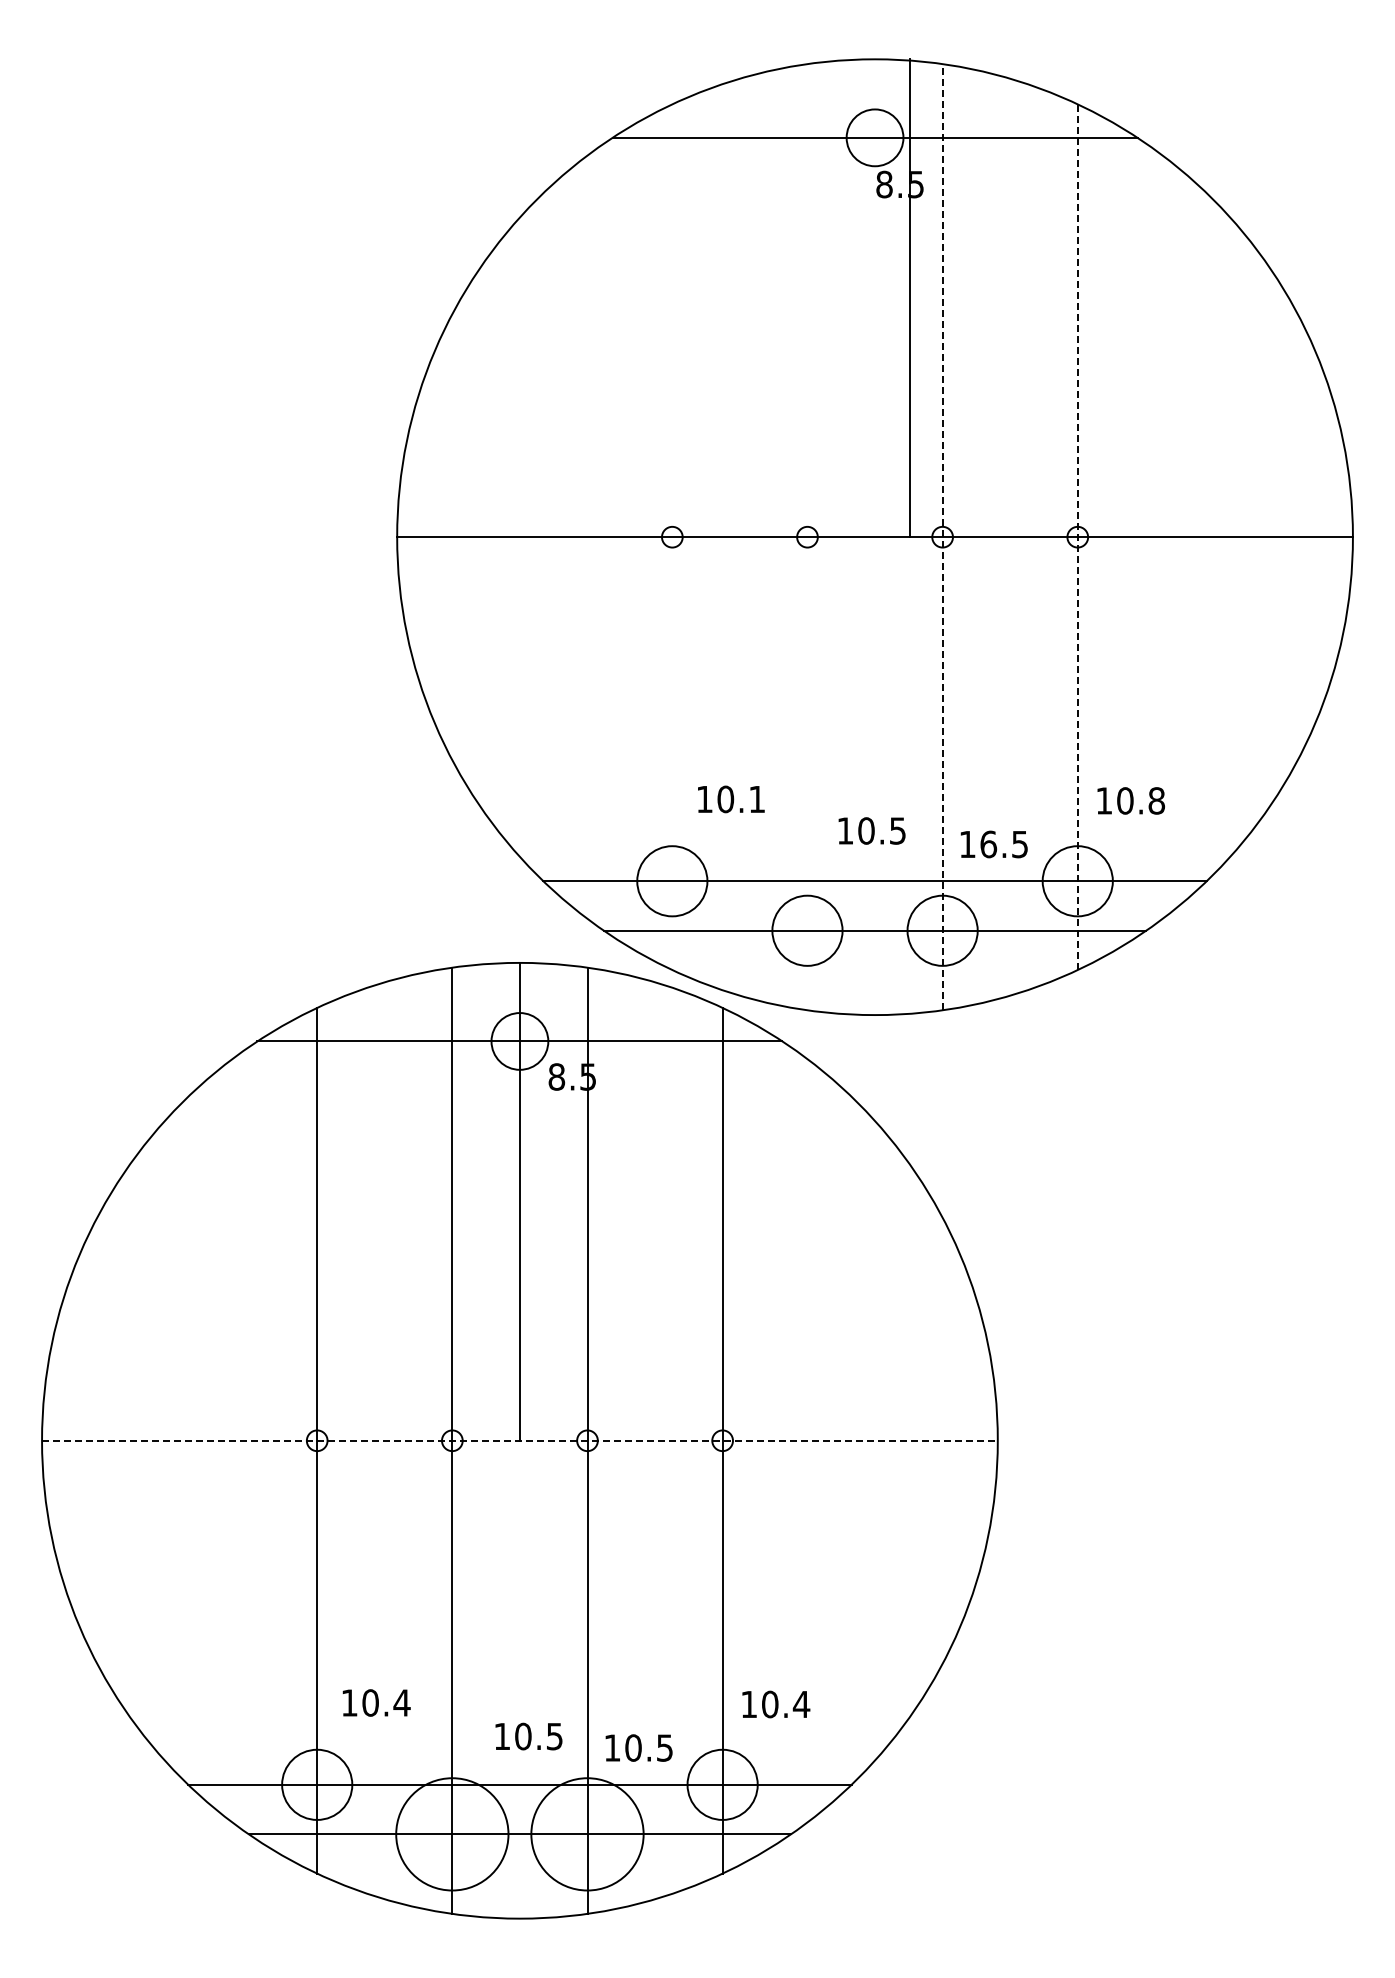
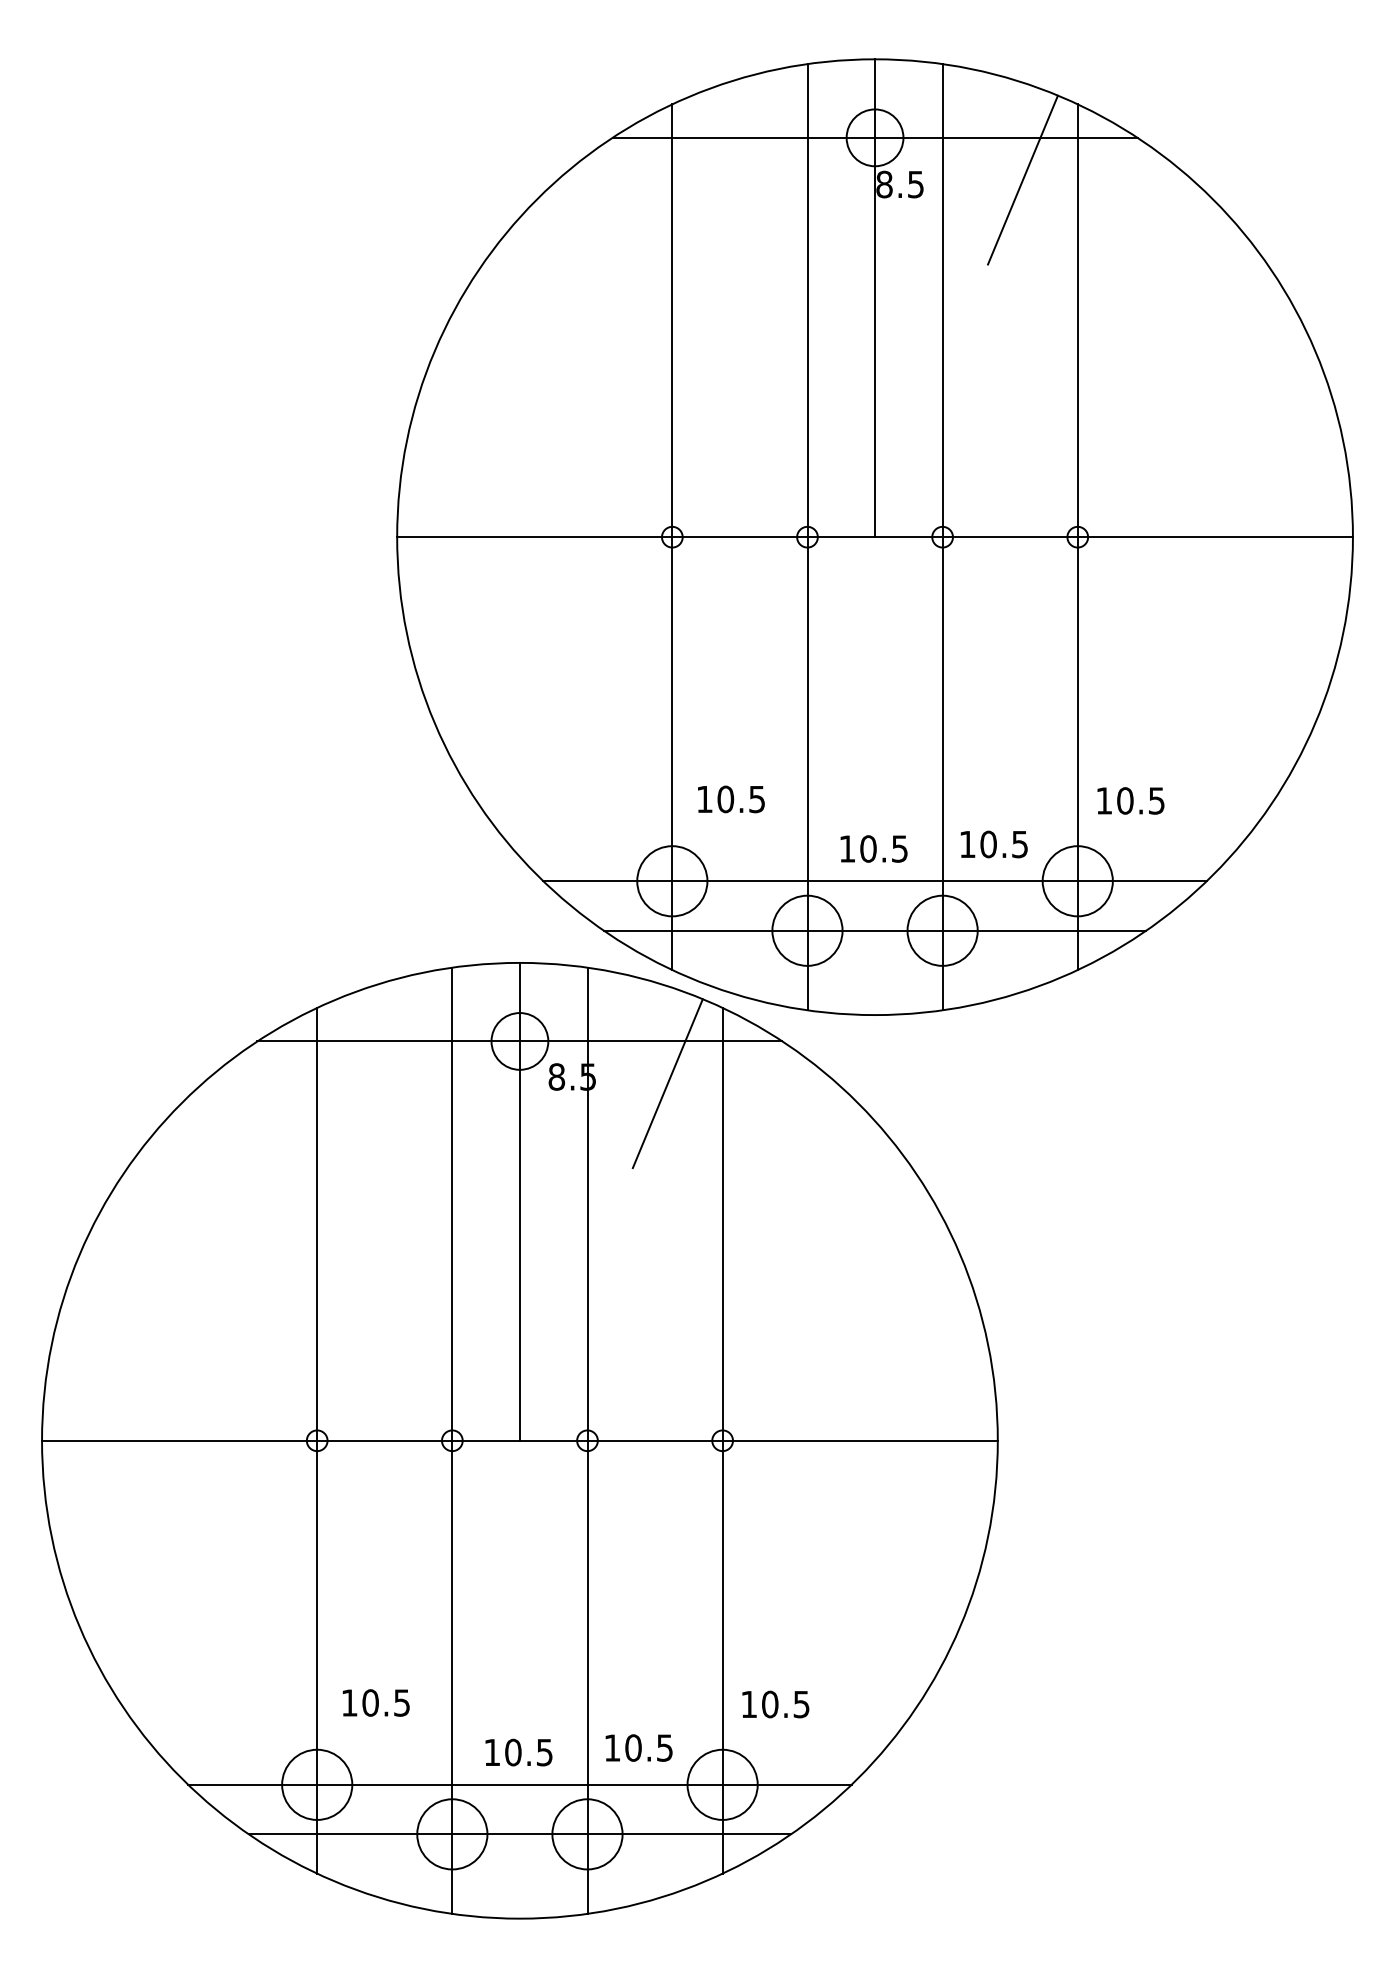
line: none -> present (1022, 179)
line position: (910, 298) -> (875, 298) (875, 298)
line: none -> present (672, 536)
line: dashed -> solid (942, 536)
line: none -> present (807, 537)
line: dashed -> solid (1077, 537)
text: 10.1 -> 10.5 (756, 799)
text: 10.8 -> 10.5 (1156, 800)
text position: (871, 830) -> (873, 848) (873, 848)
text: 16.5 -> 10.5 (988, 844)
line: none -> present (667, 1083)
line: dashed -> solid (519, 1440)
text: 10.4 -> 10.5 (401, 1702)
text: 10.4 -> 10.5 (801, 1704)
text position: (528, 1736) -> (518, 1752) (518, 1752)
circle diameter: 112 px -> 70 px (452, 1834)
circle diameter: 112 px -> 70 px (587, 1834)
